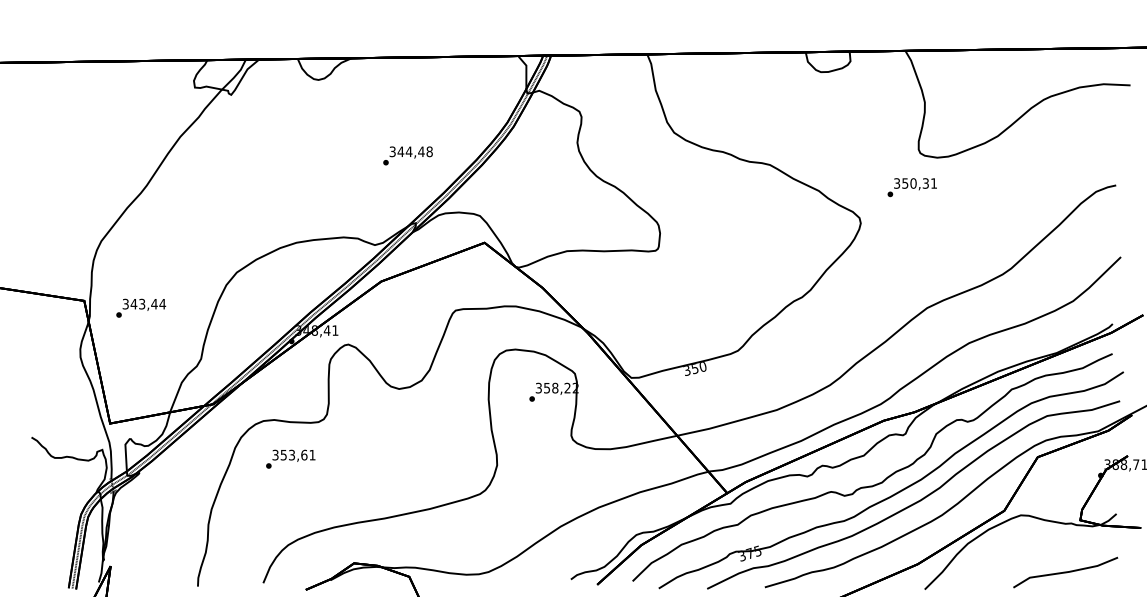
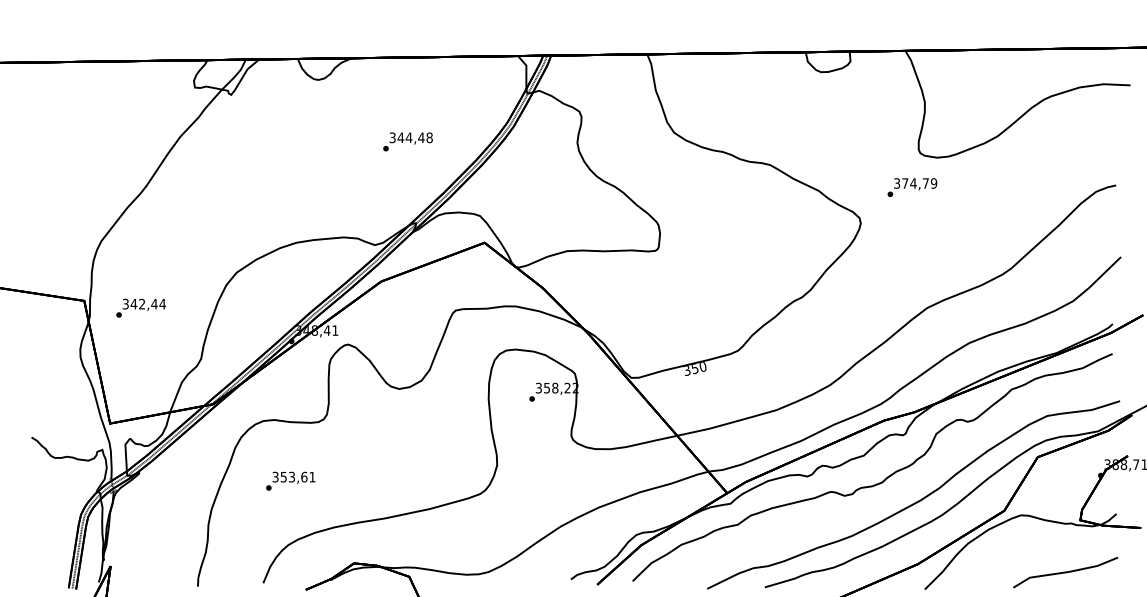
text position: (407, 155) -> (407, 141) (407, 141)
text: 350,31 -> 374,79 (919, 183)
text: 343,44 -> 342,44 (142, 304)
text position: (290, 458) -> (290, 480) (290, 480)
part: present -> none (897, 491)
